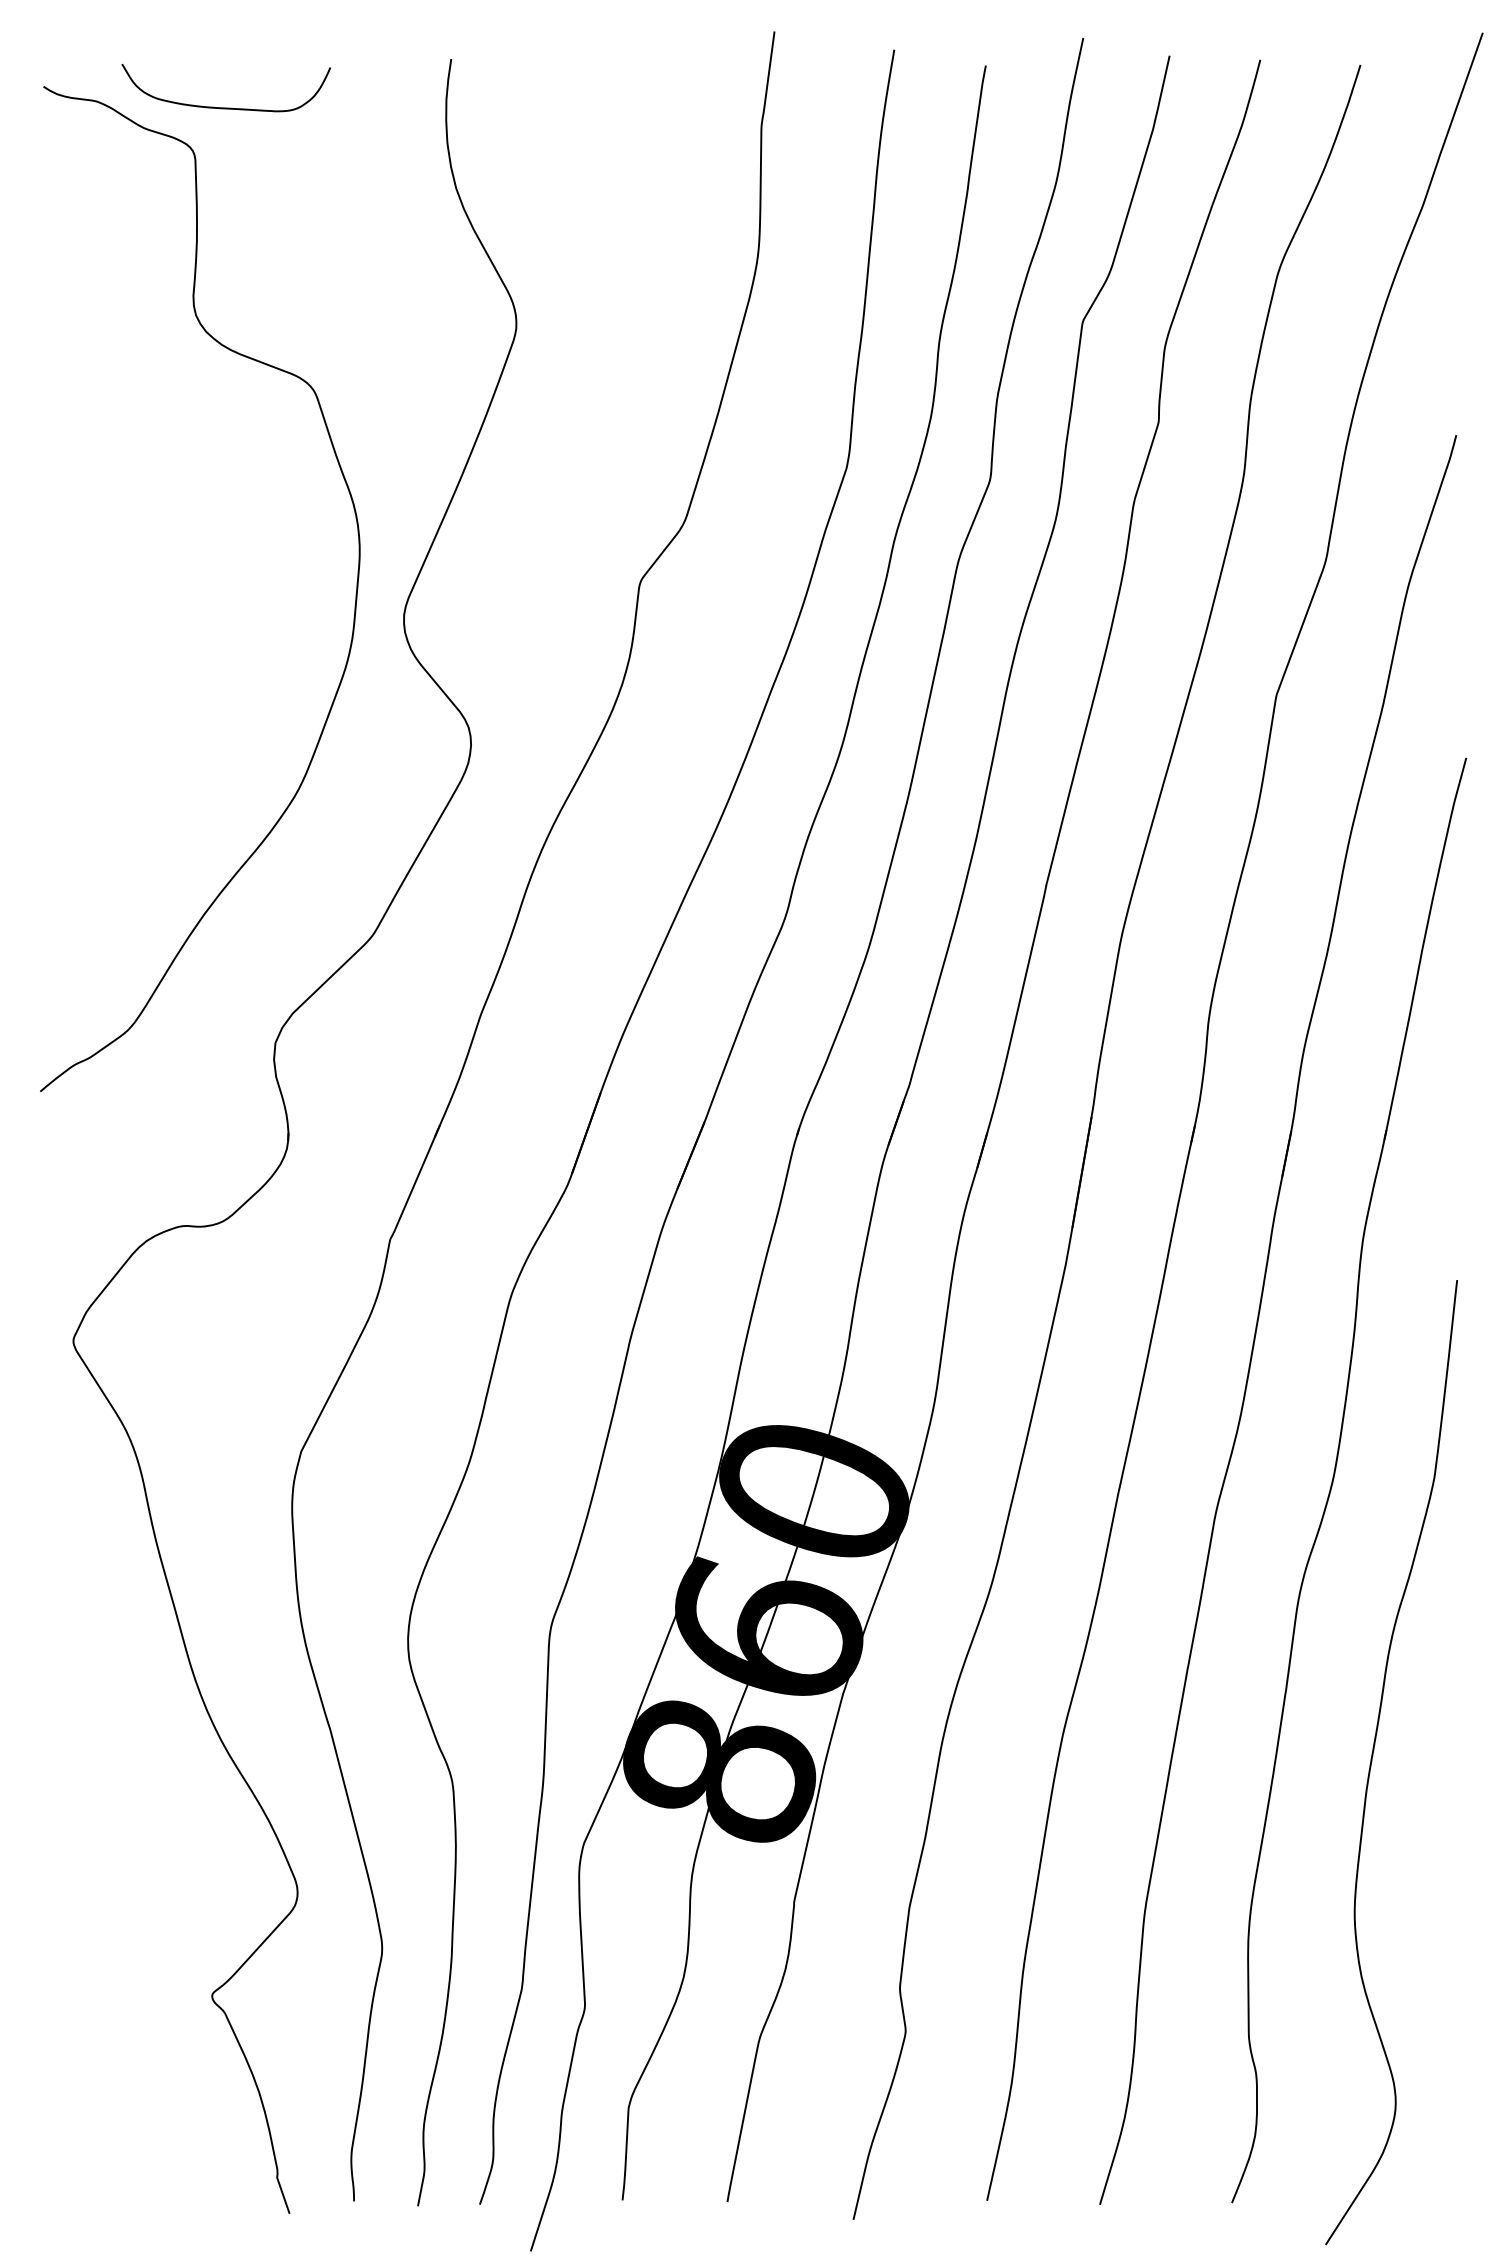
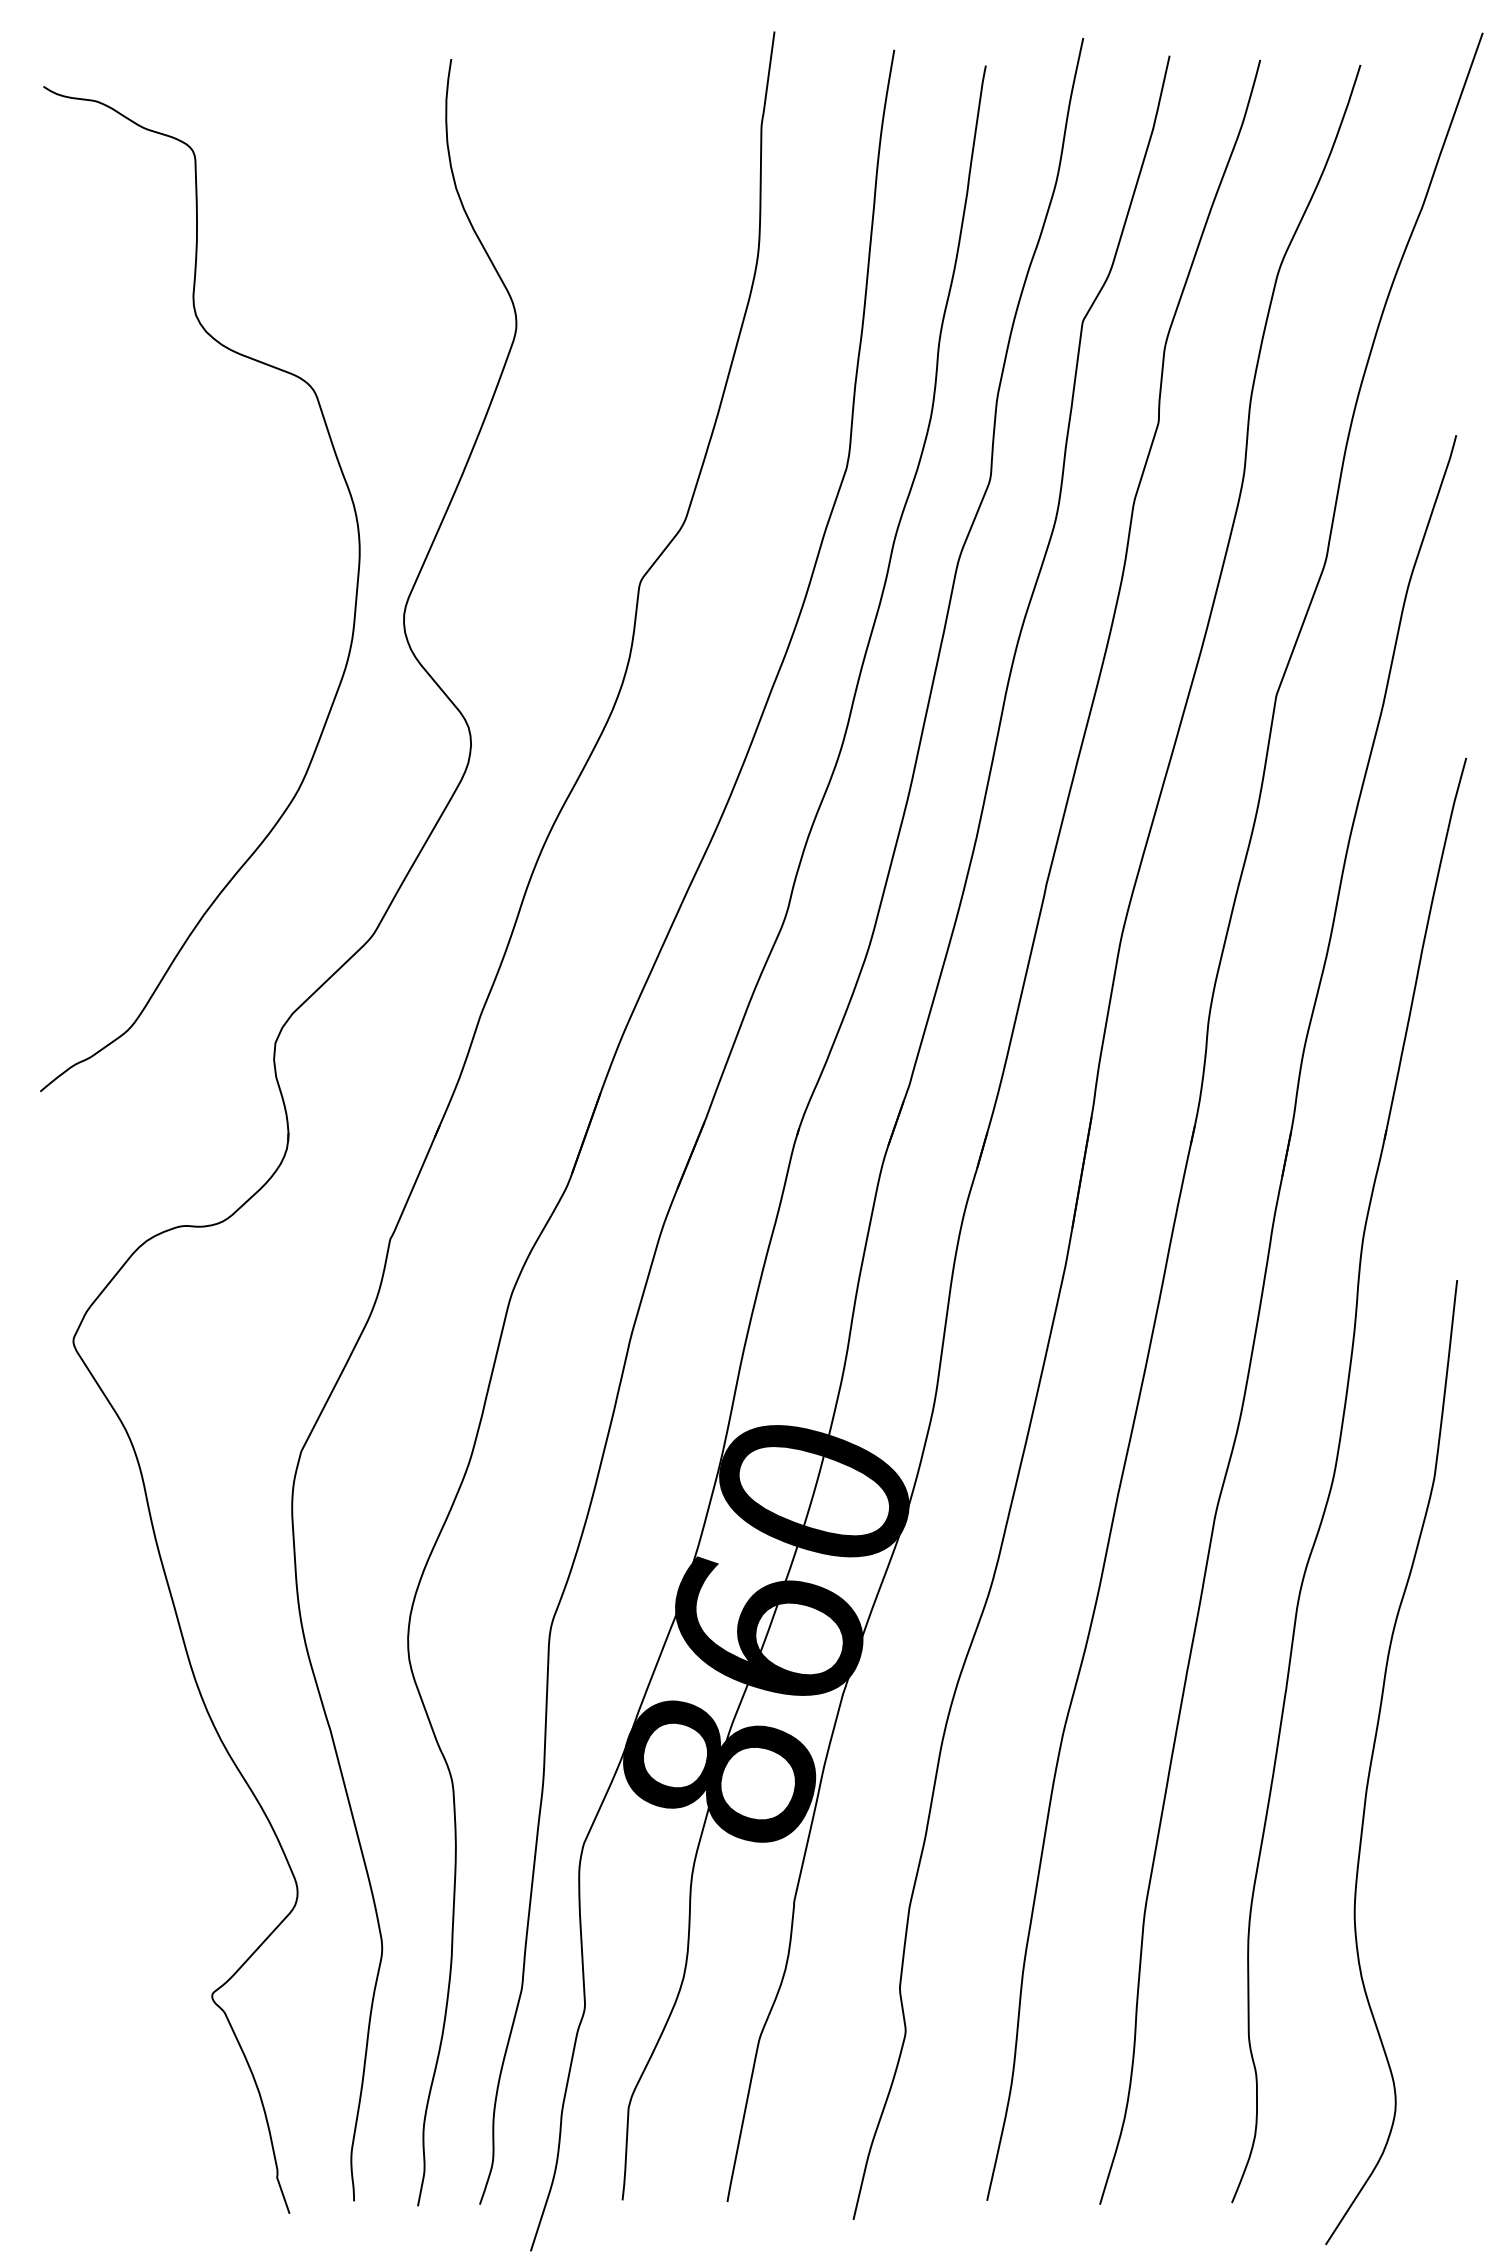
curve: present -> none (225, 107)
